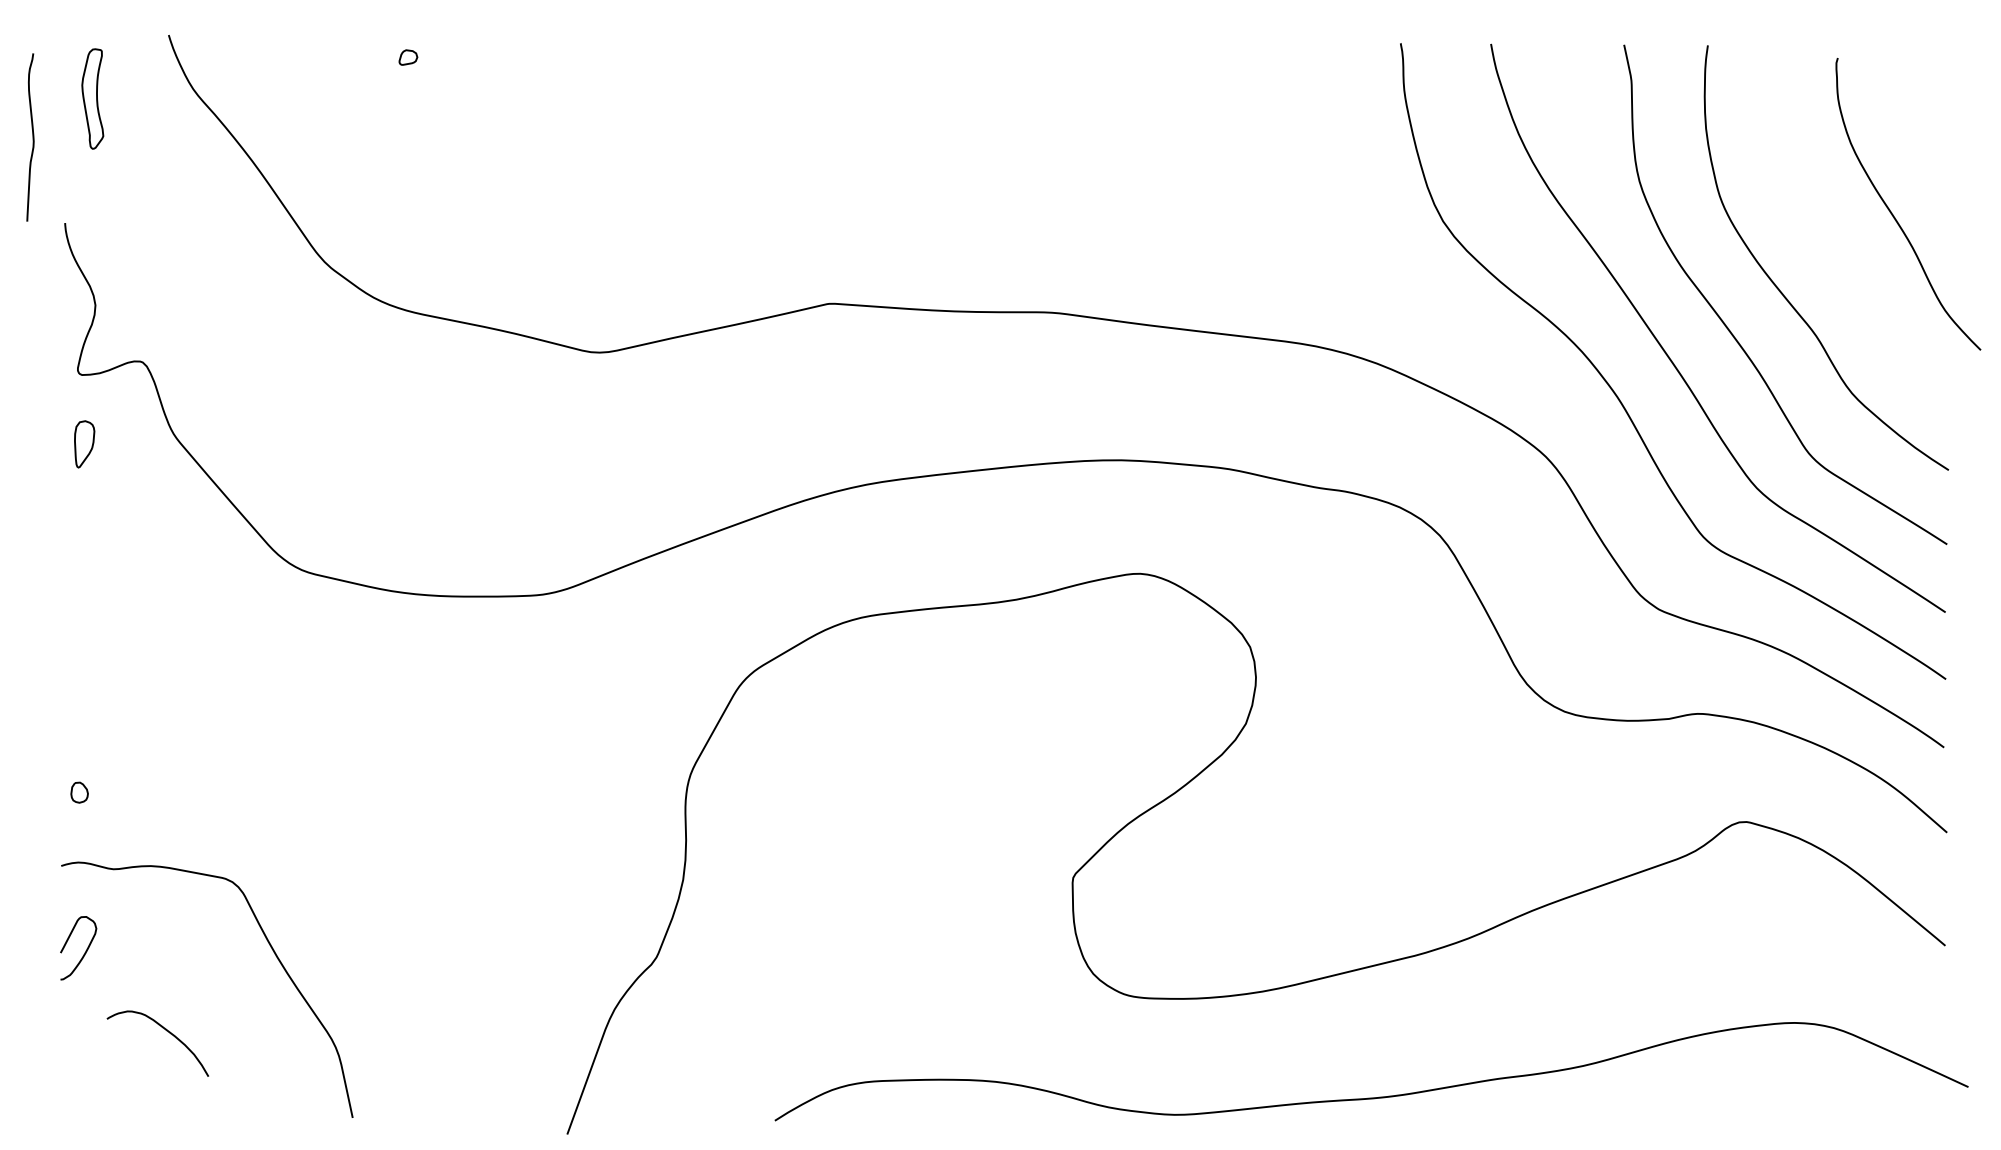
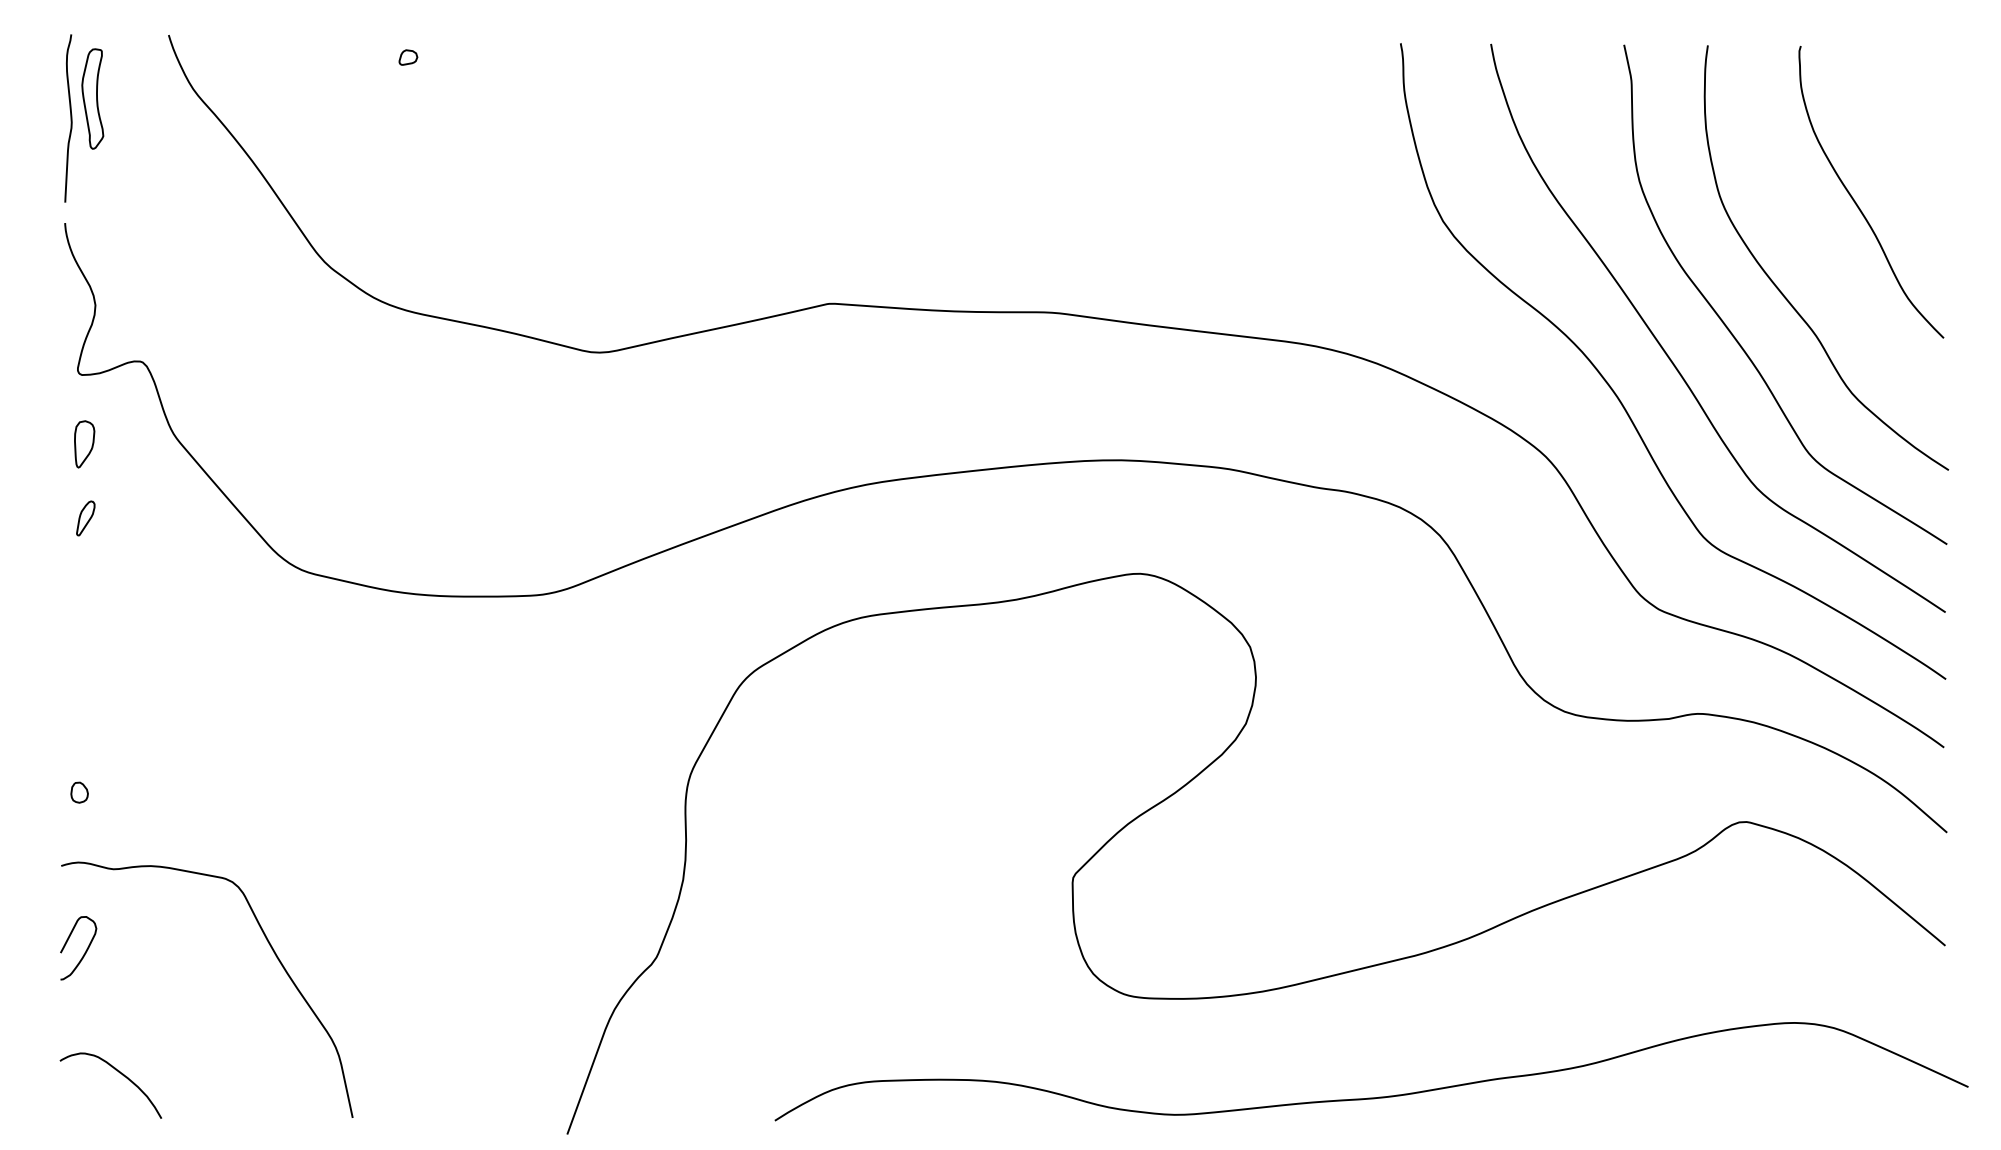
part position: (30, 137) -> (68, 118) (68, 118)
curve position: (1892, 212) -> (1855, 200) (1855, 200)
part: none -> present (85, 518)
curve position: (166, 1031) -> (119, 1073) (119, 1073)
